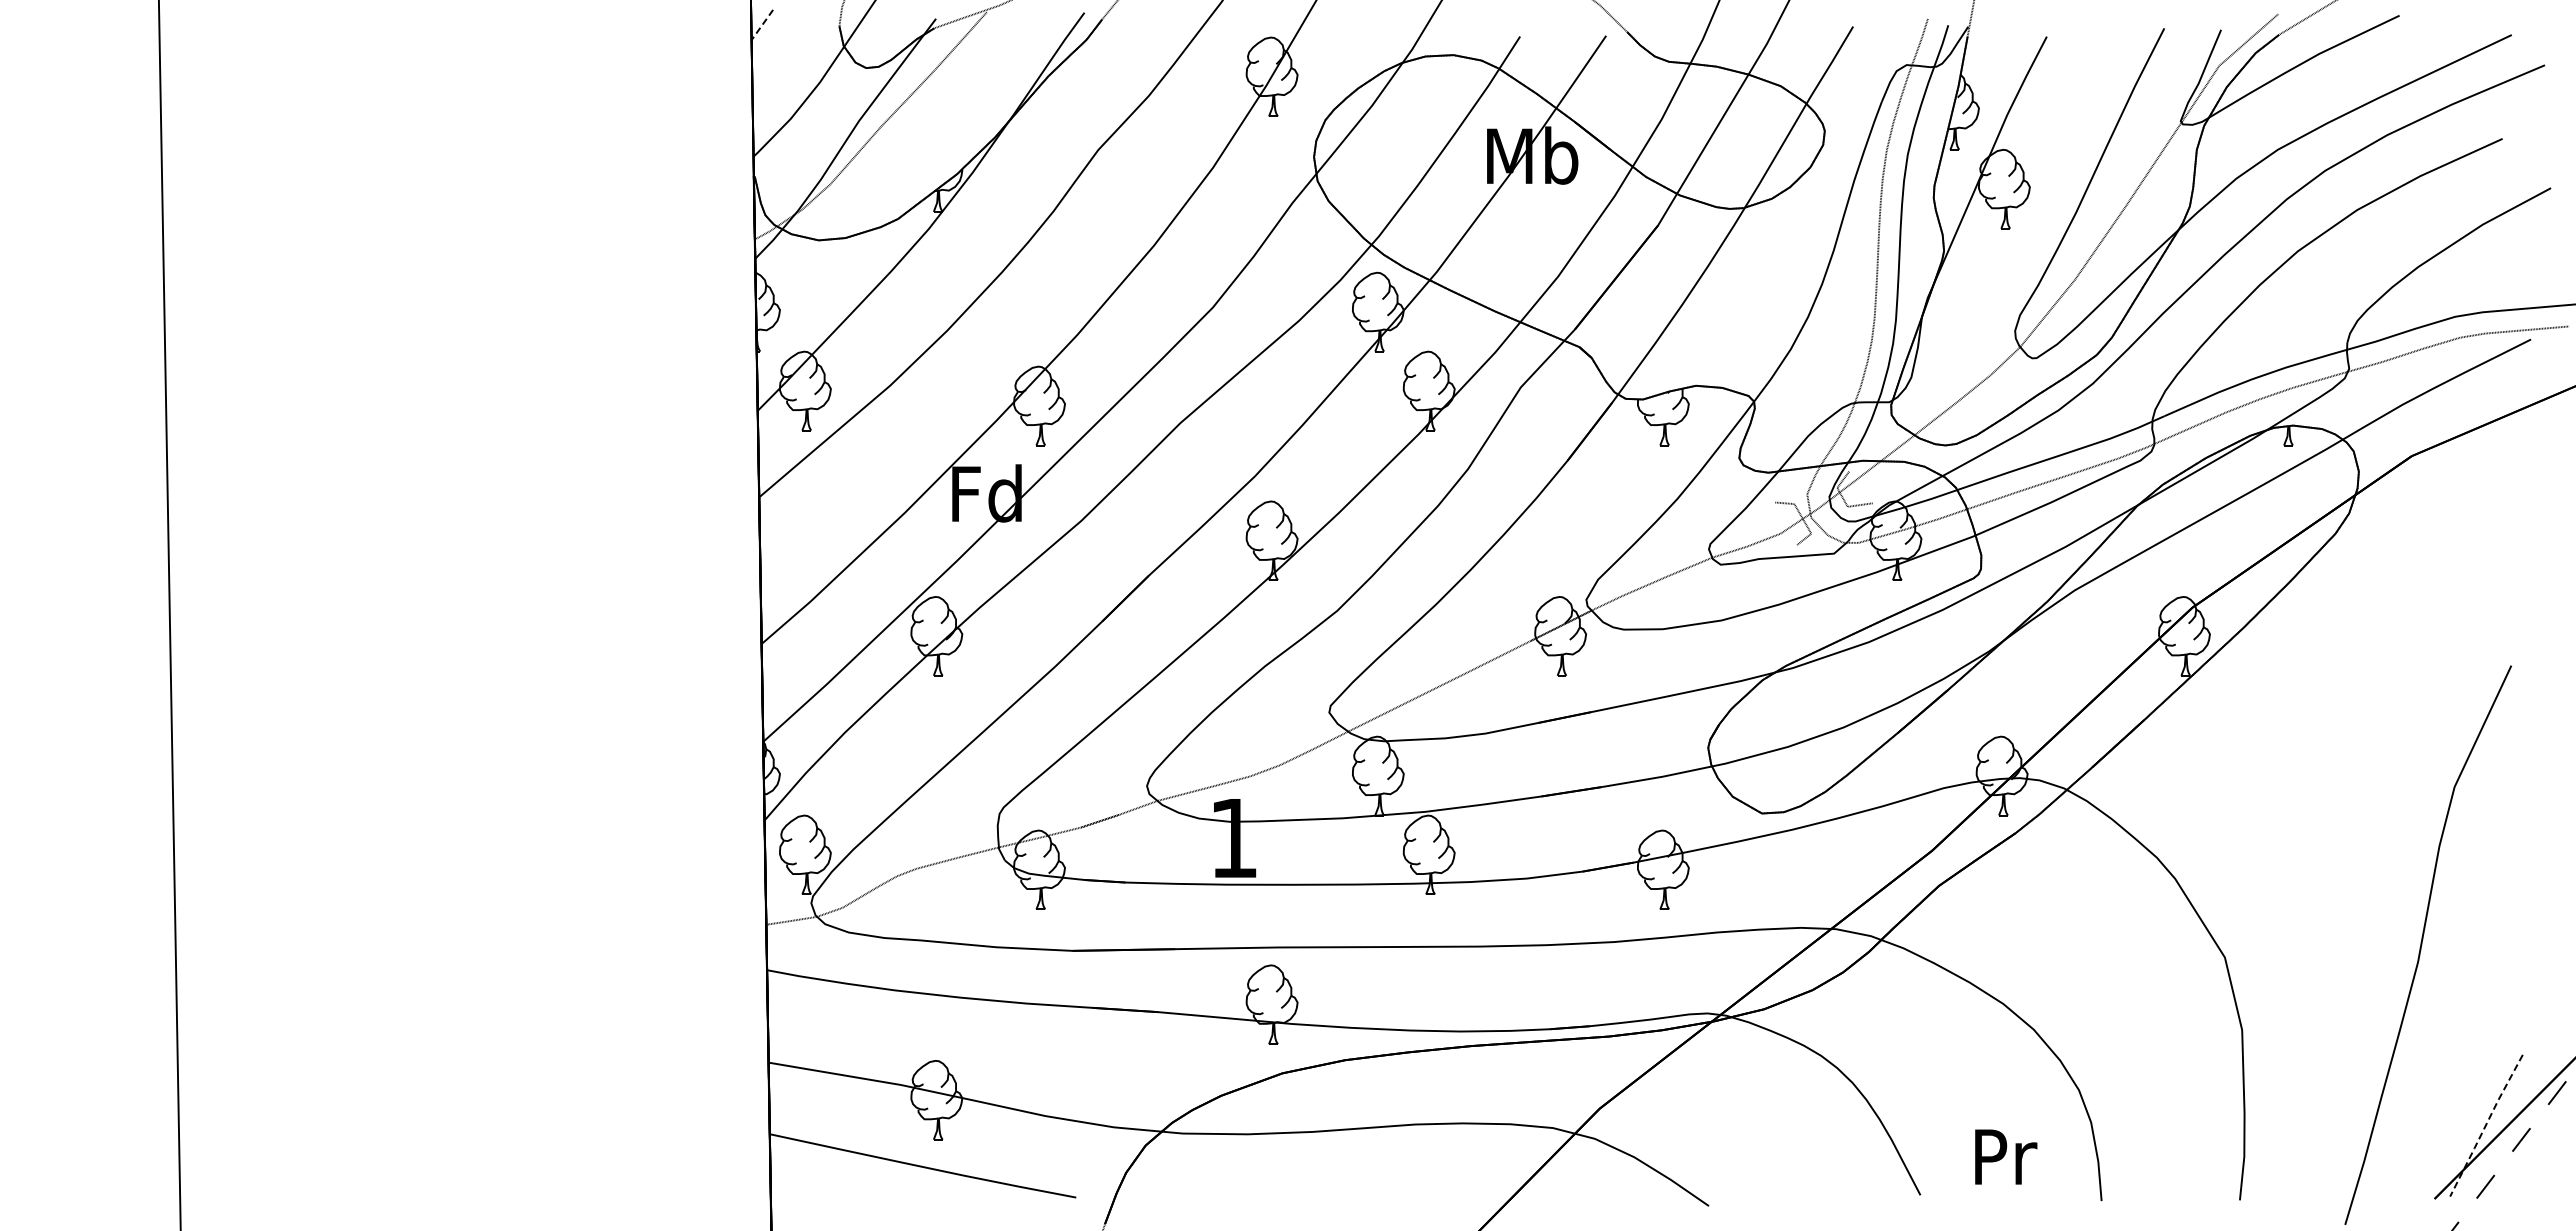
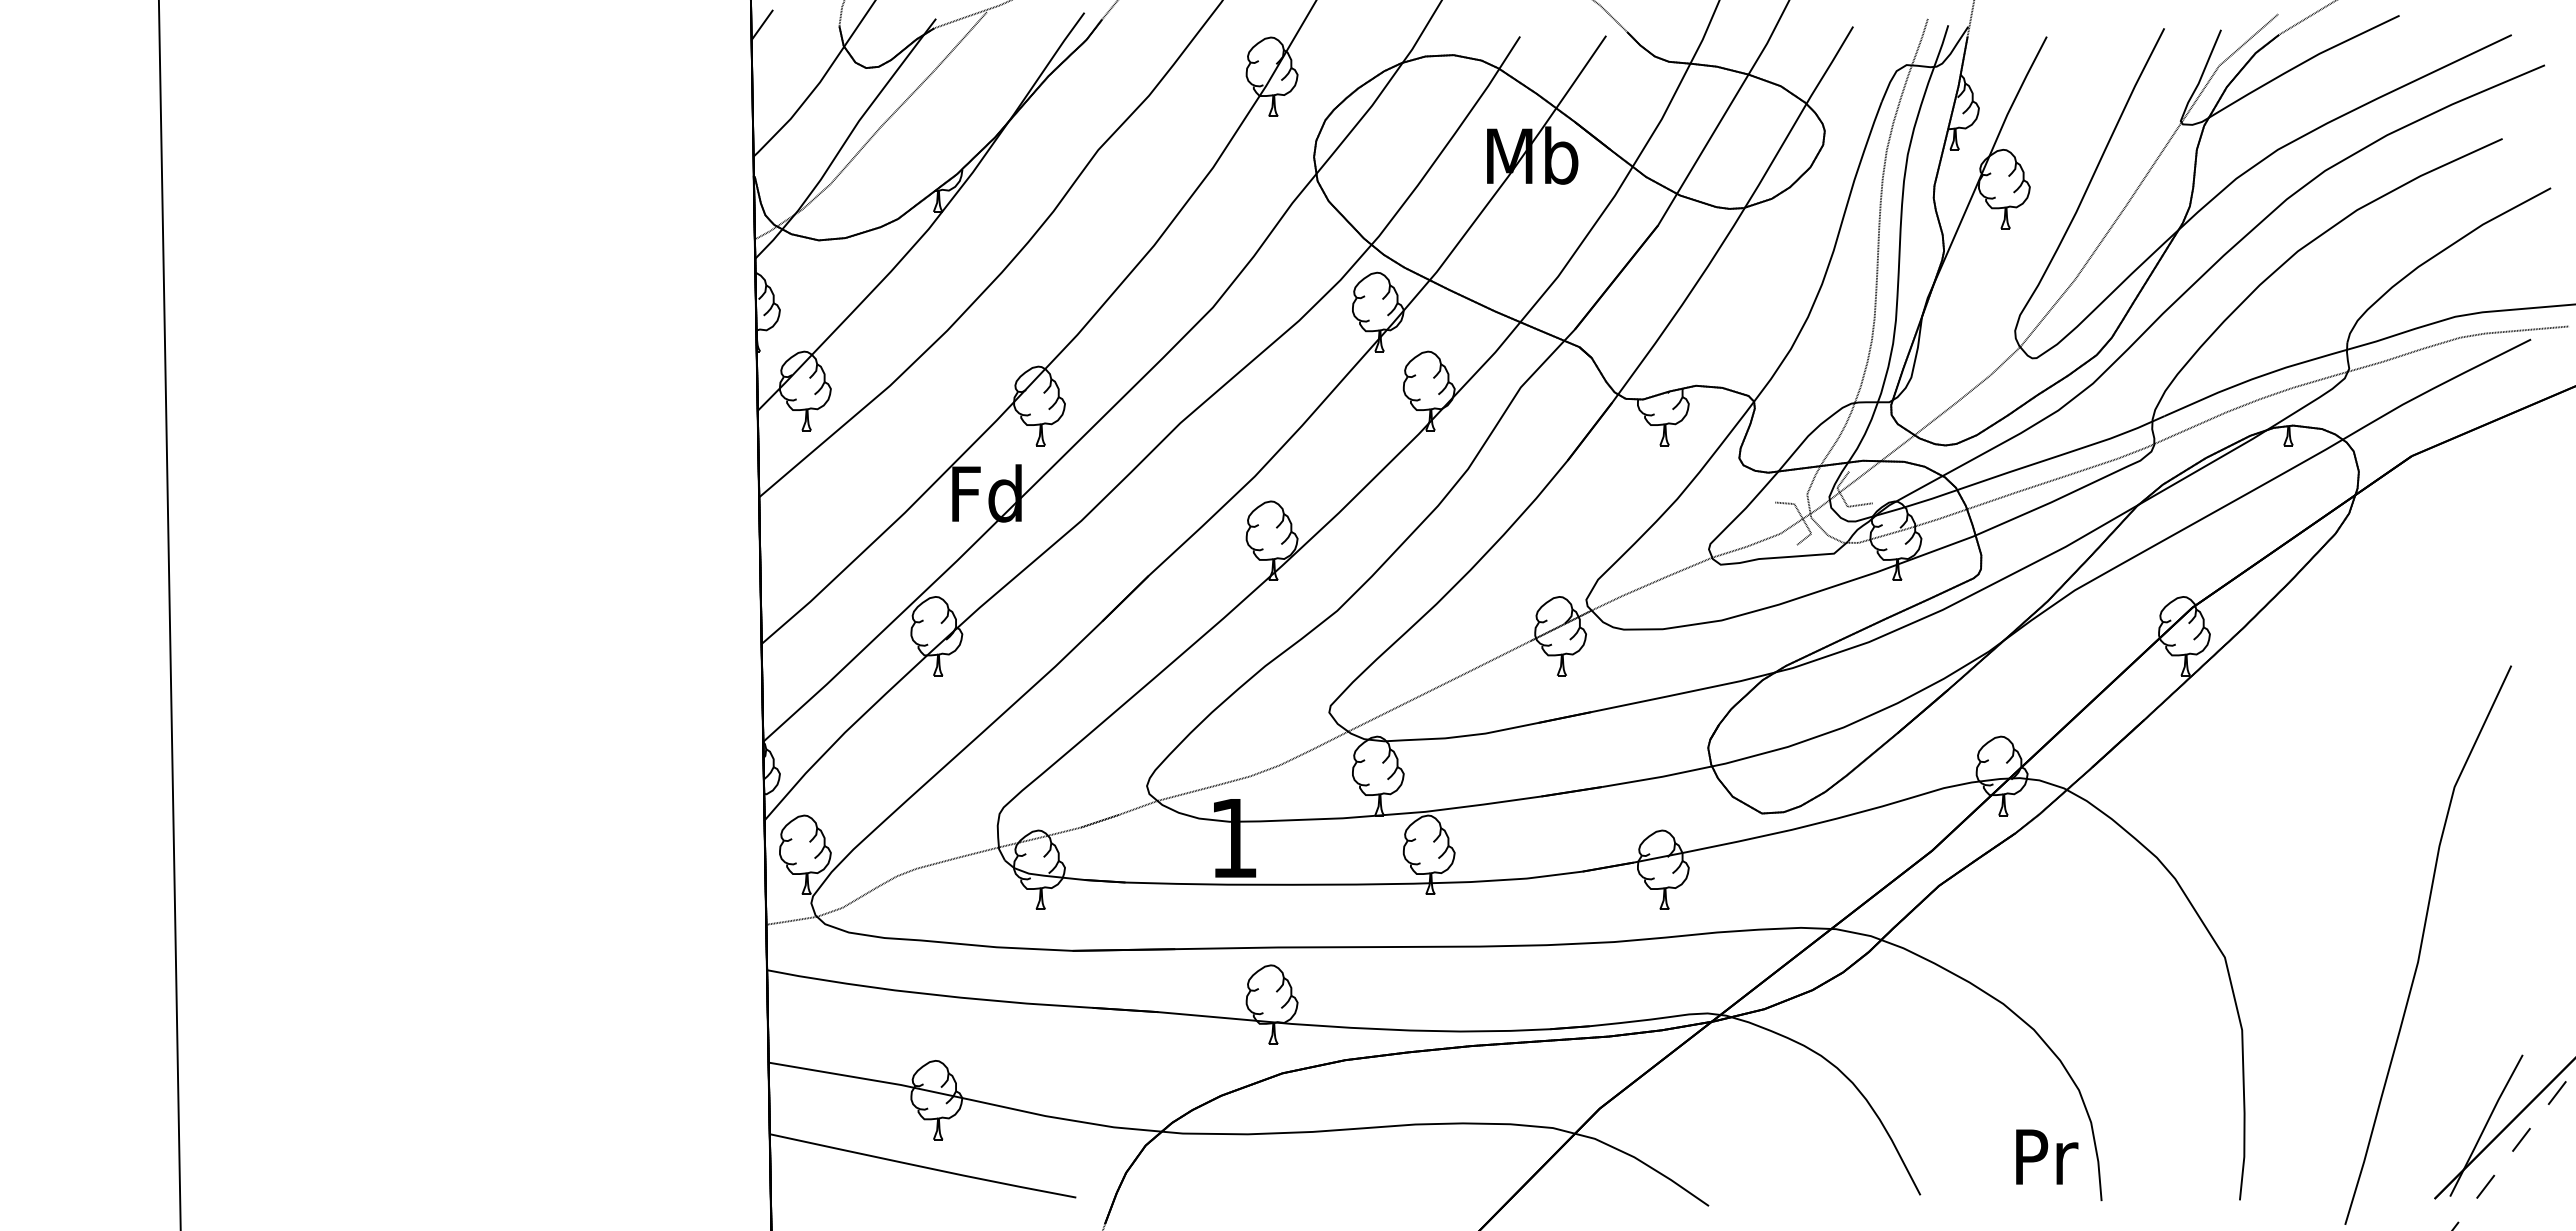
line: dashed -> solid (762, 25)
line: dashed -> solid (2485, 1125)
text position: (2006, 1156) -> (2047, 1156) (2047, 1156)
